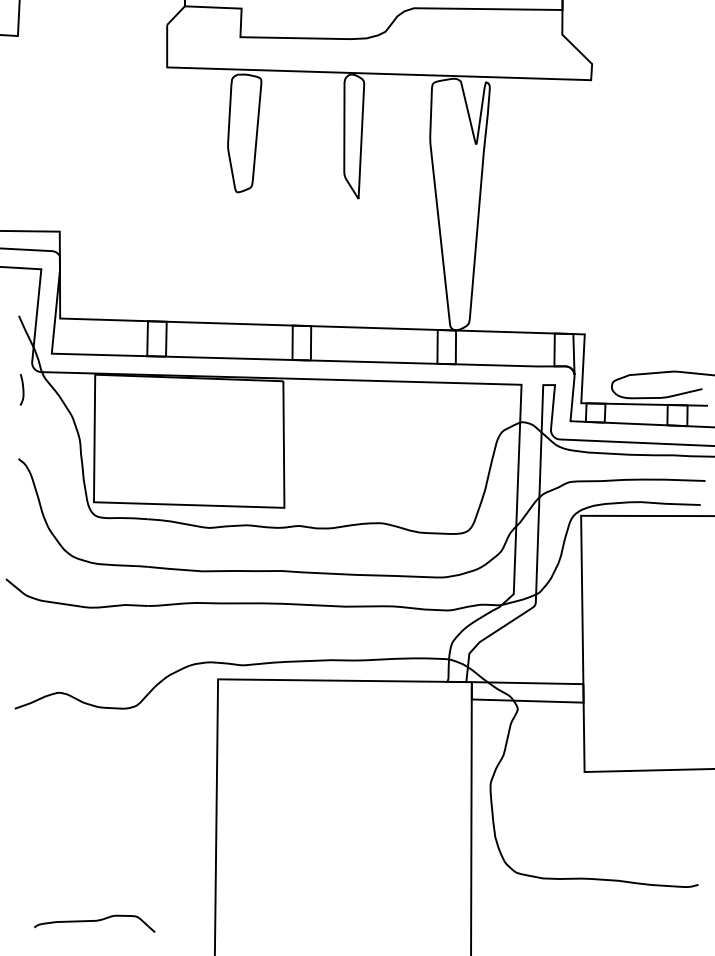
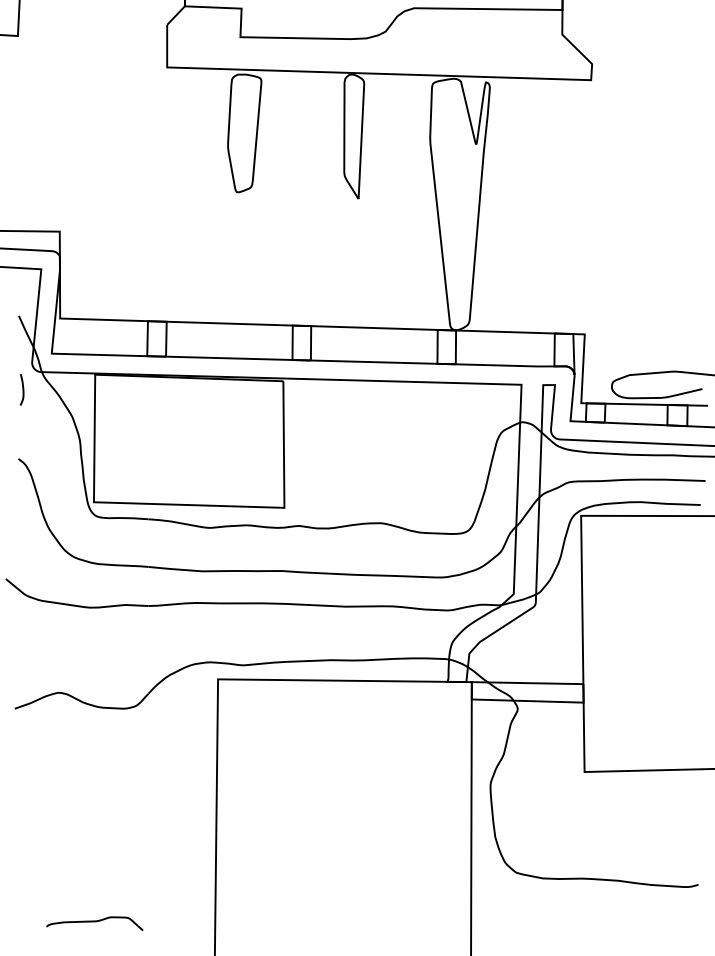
part size: 122x19 px -> 98x16 px (94, 923)
